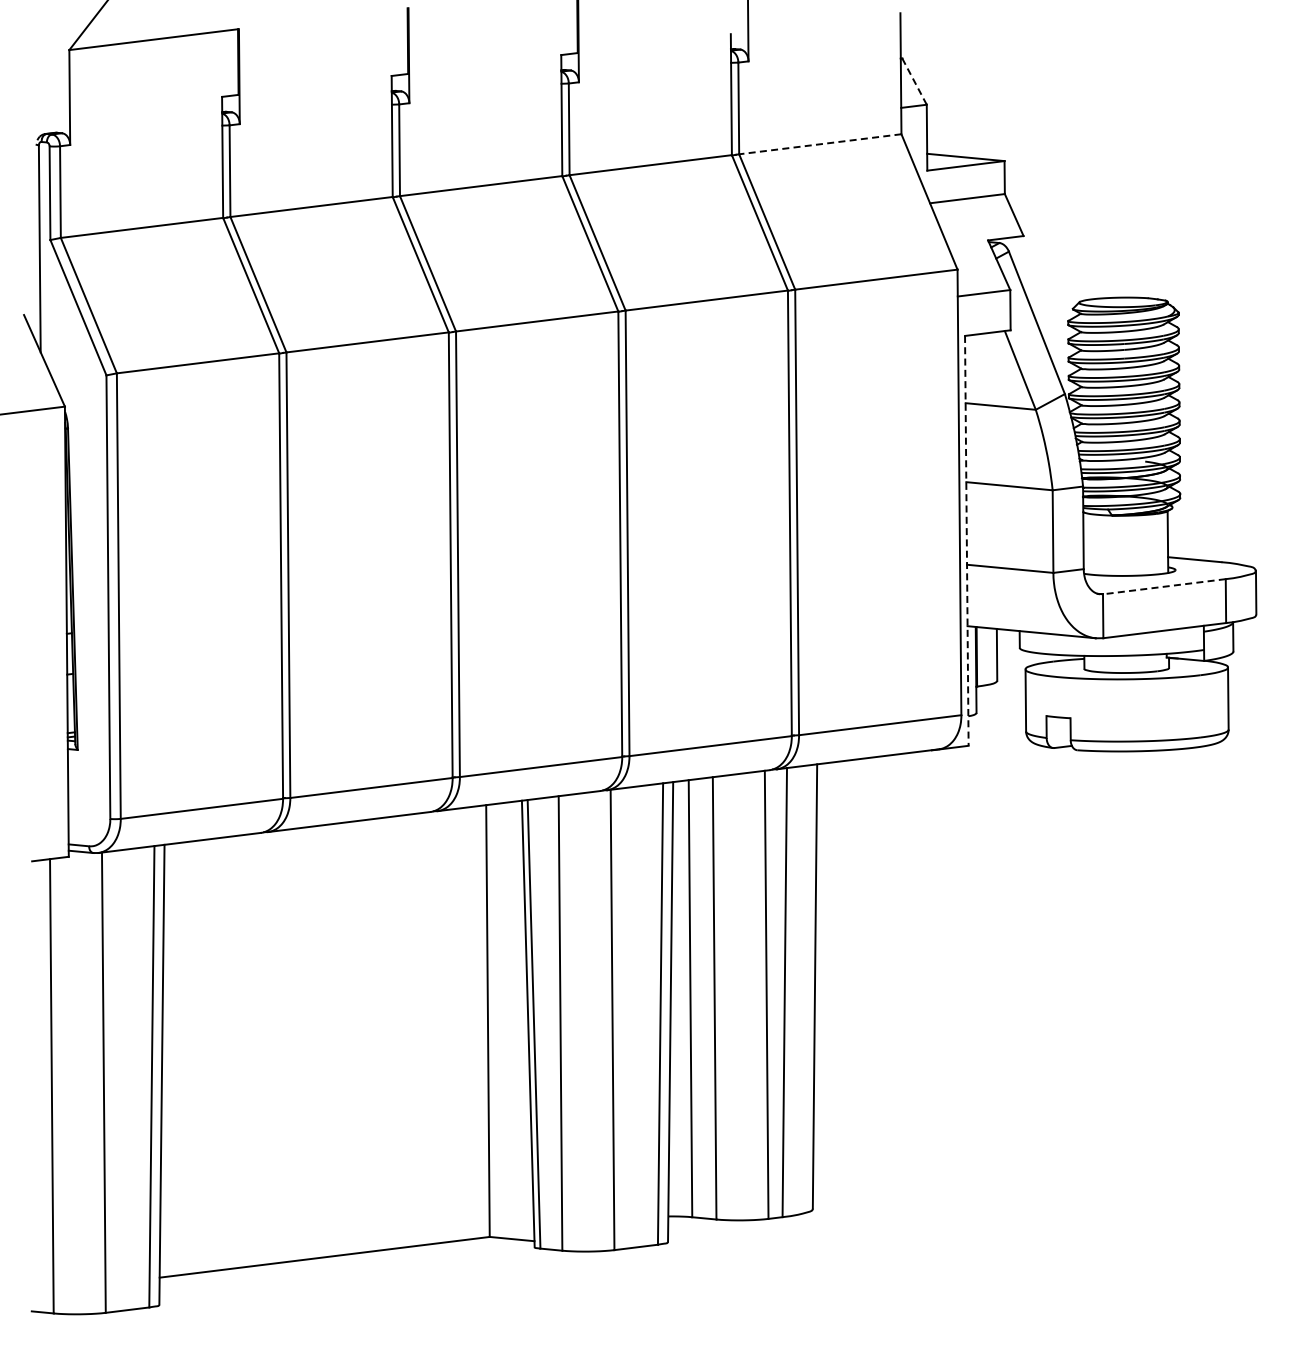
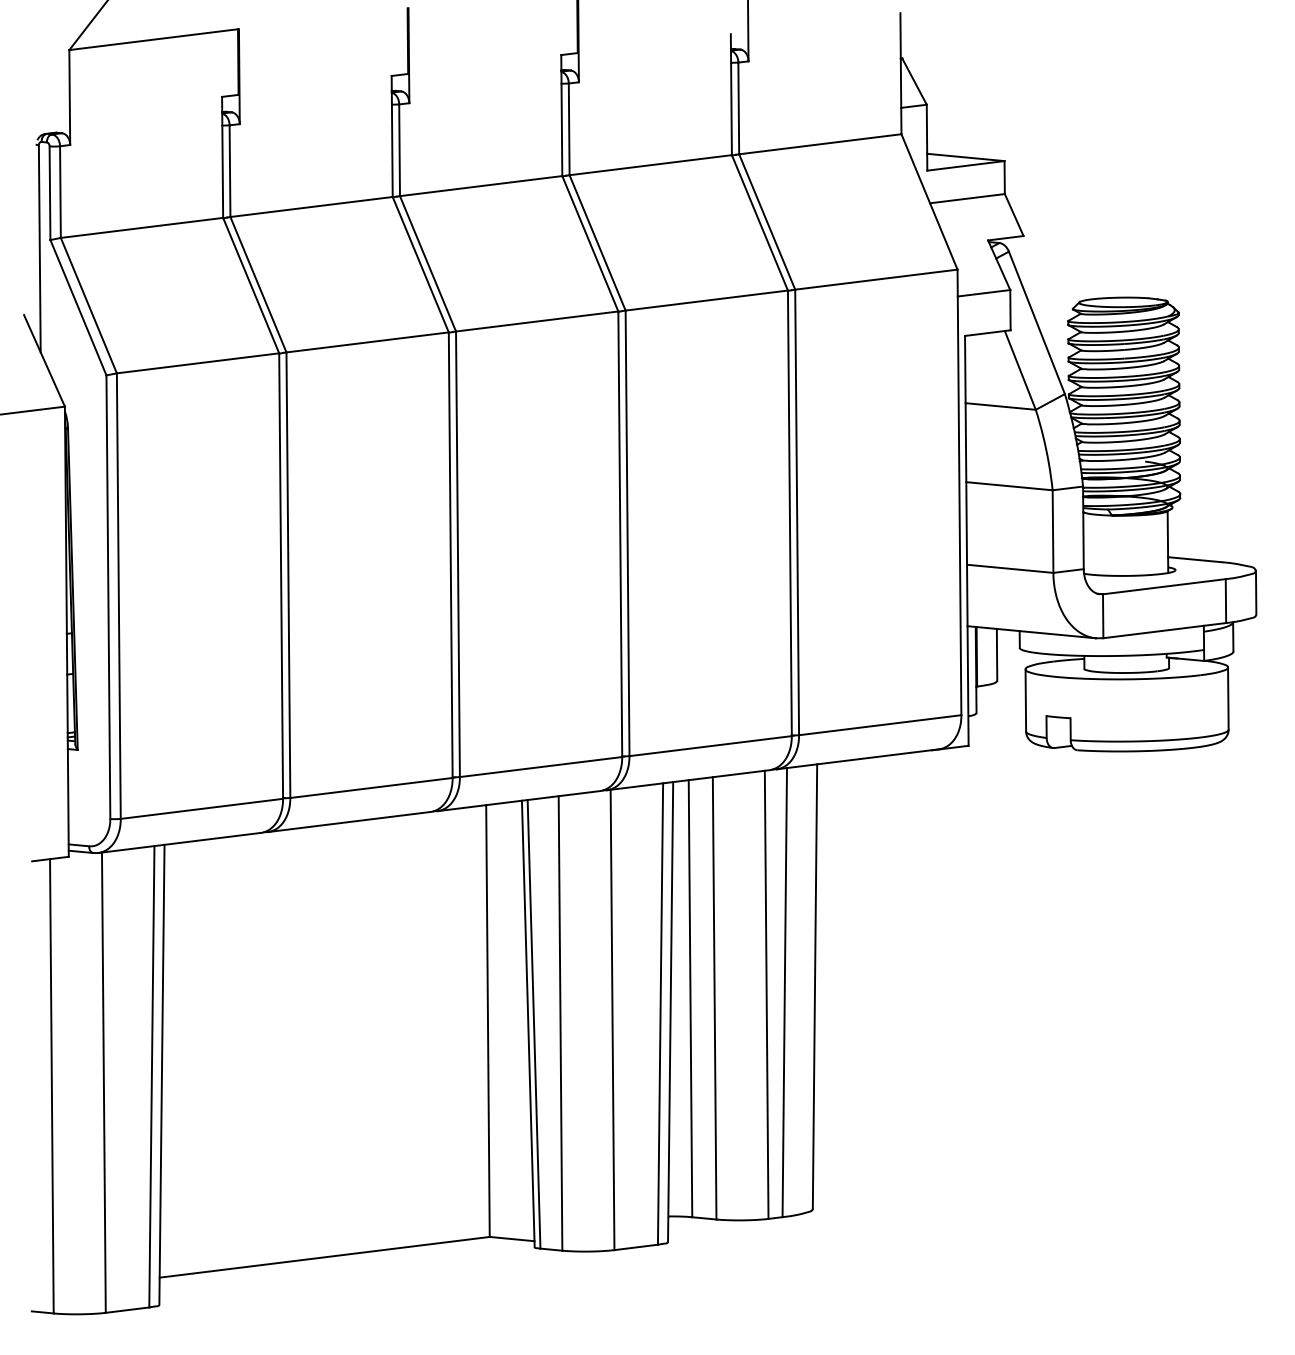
line: dashed -> solid (914, 82)
line: dashed -> solid (820, 144)
line: dashed -> solid (966, 540)
line: dashed -> solid (1164, 586)
